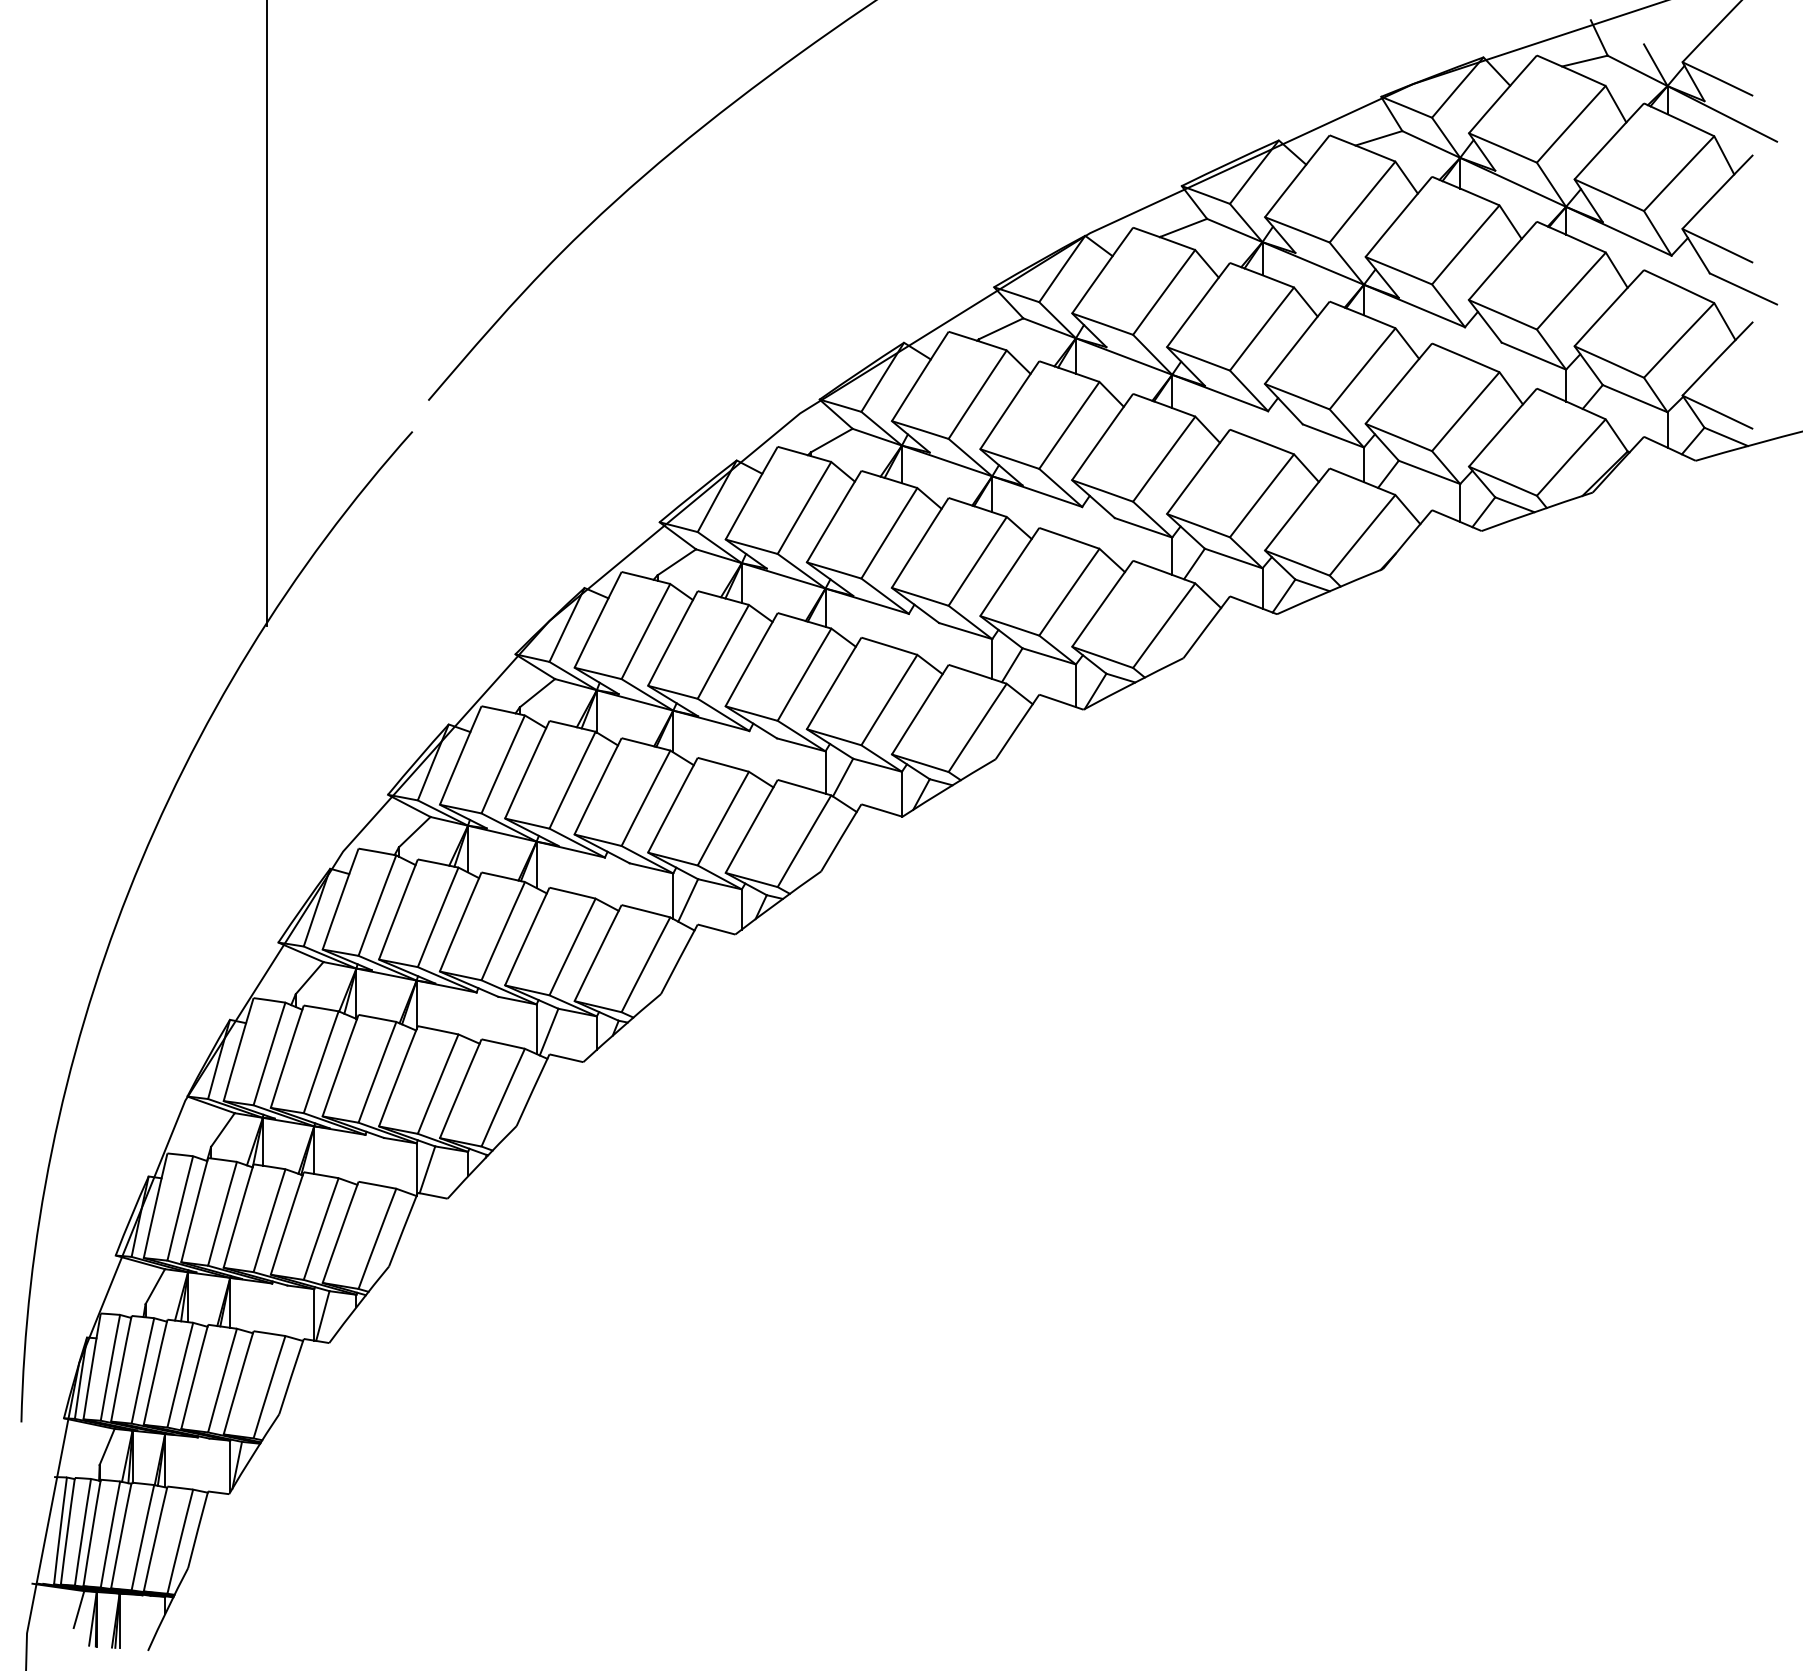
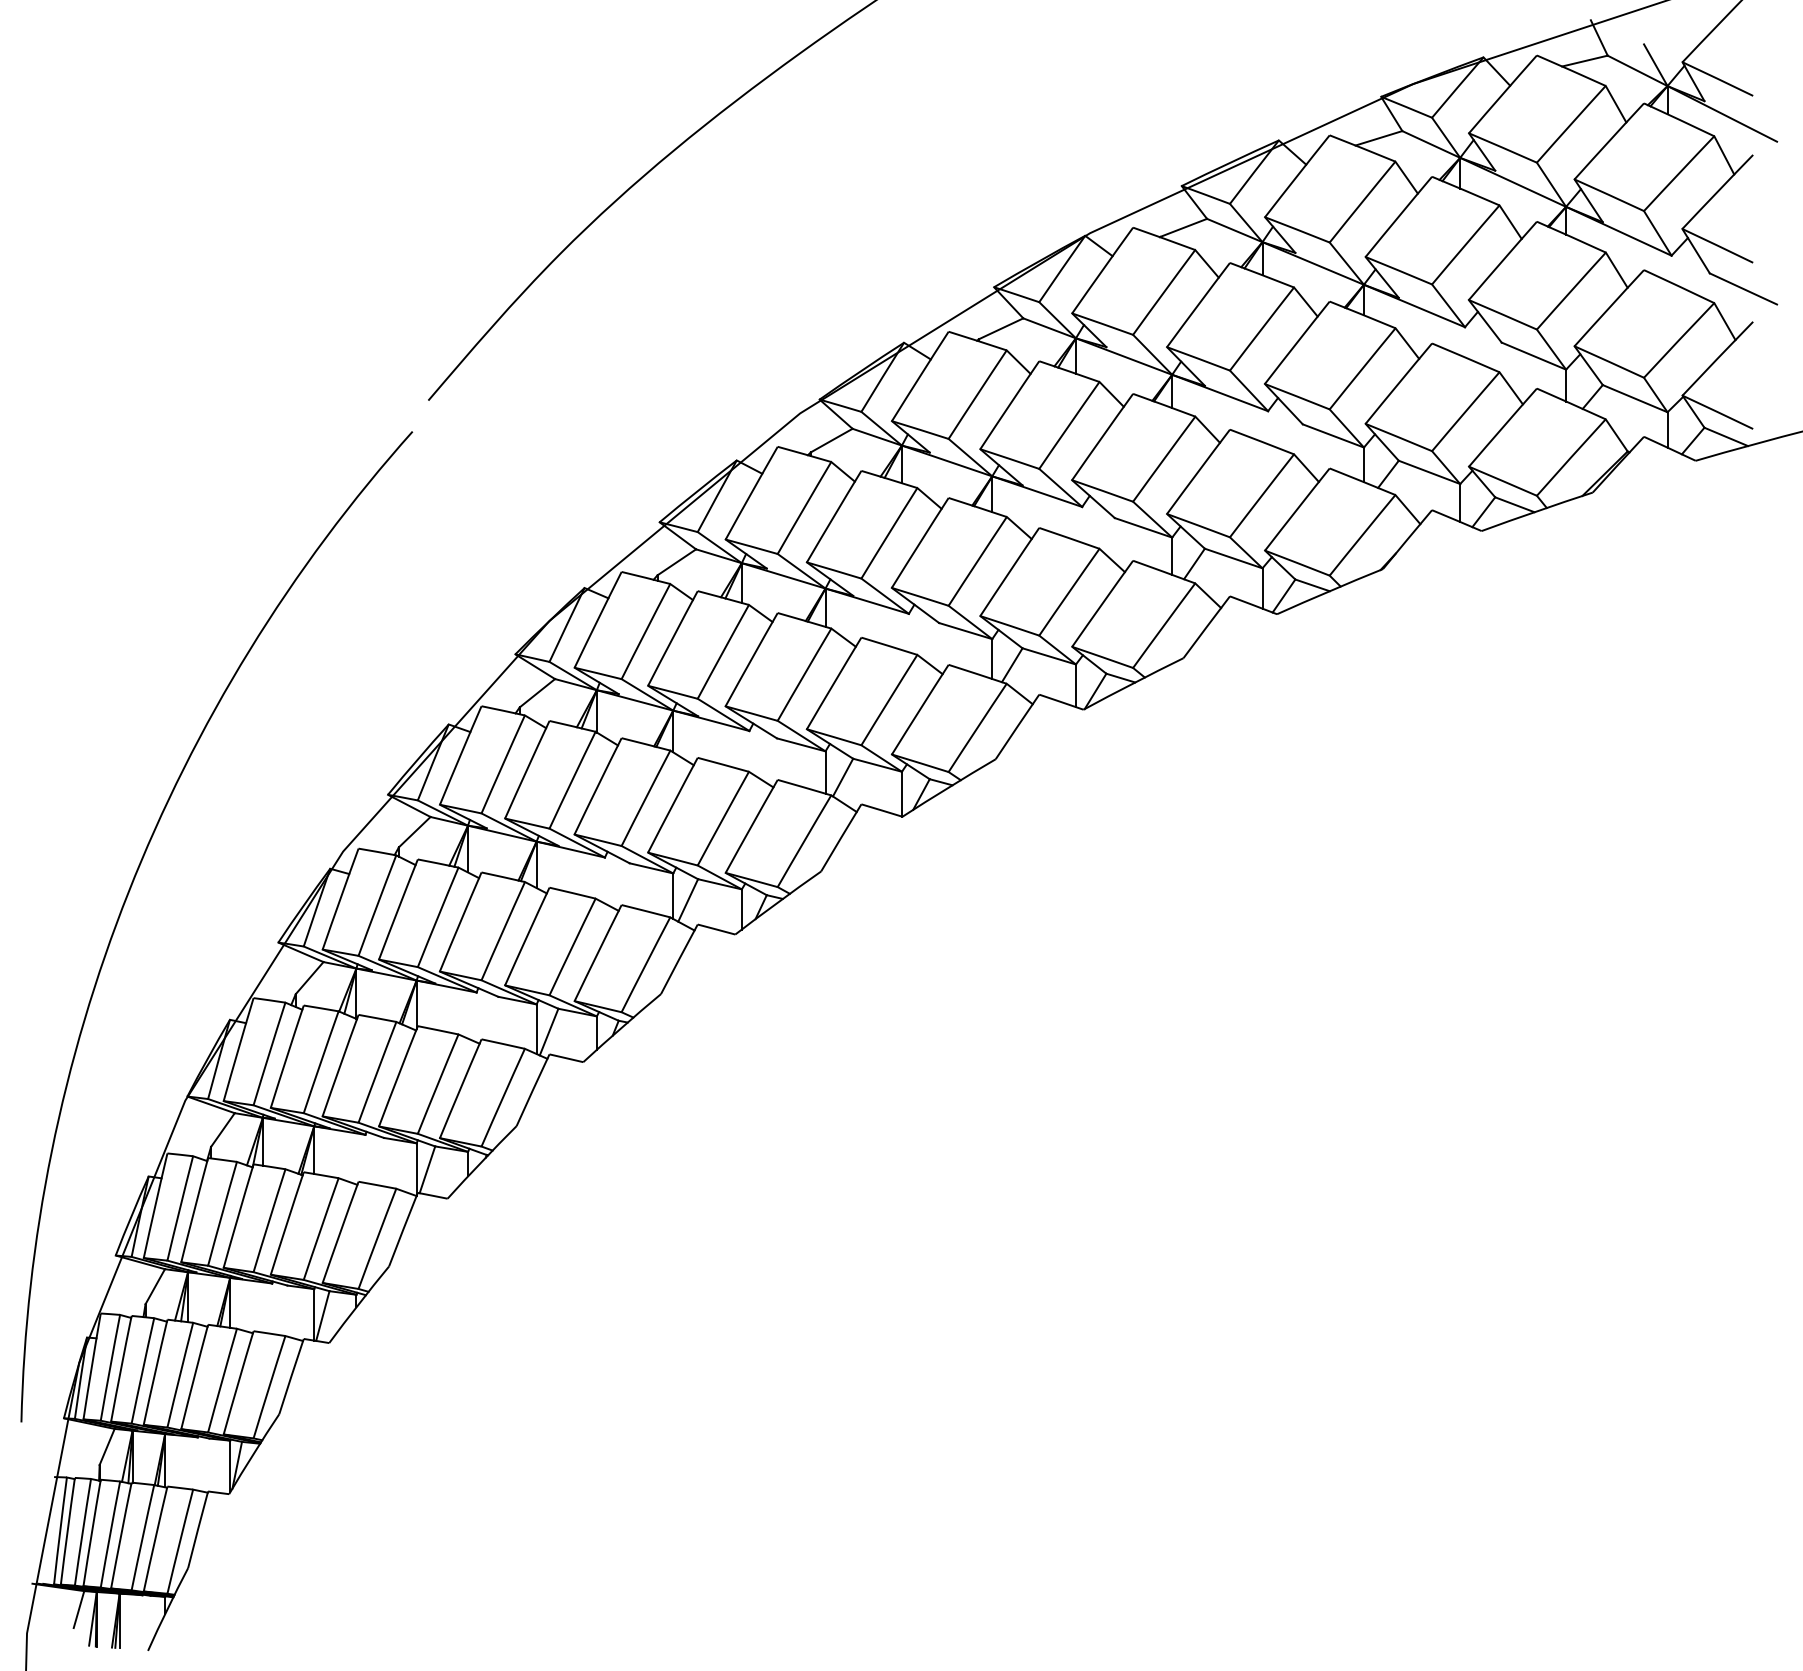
line: present -> none (267, 313)
